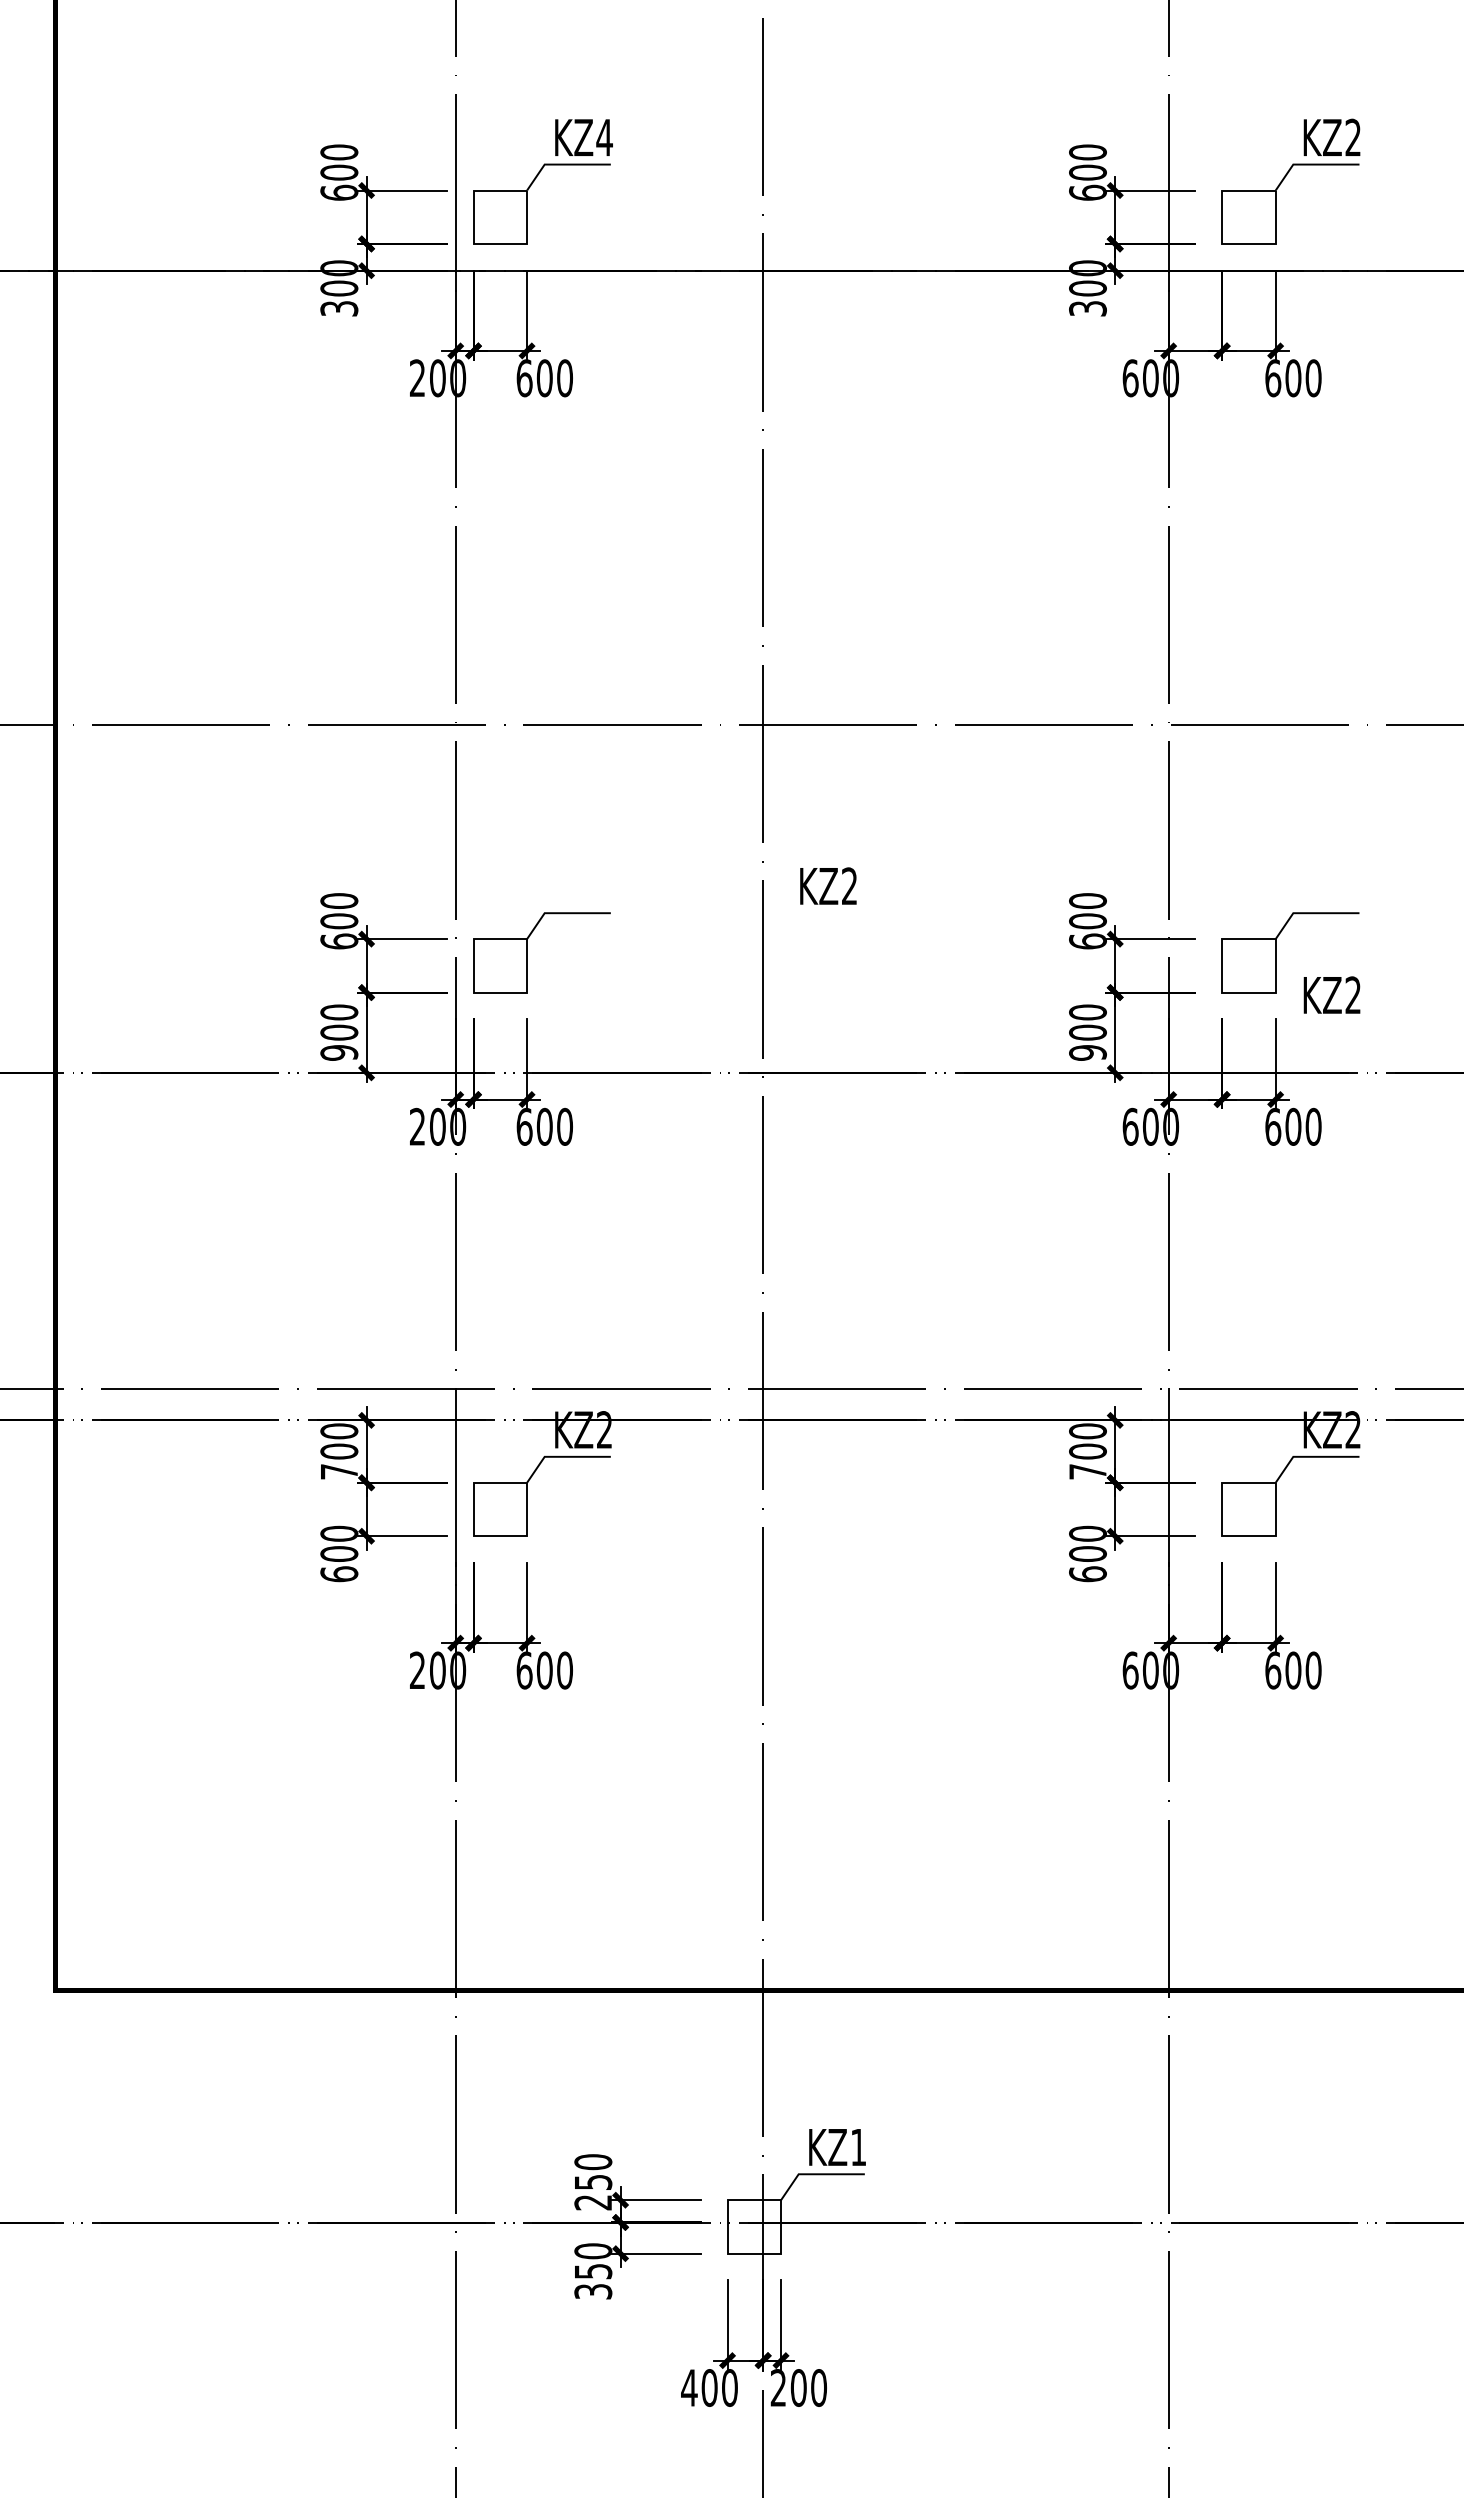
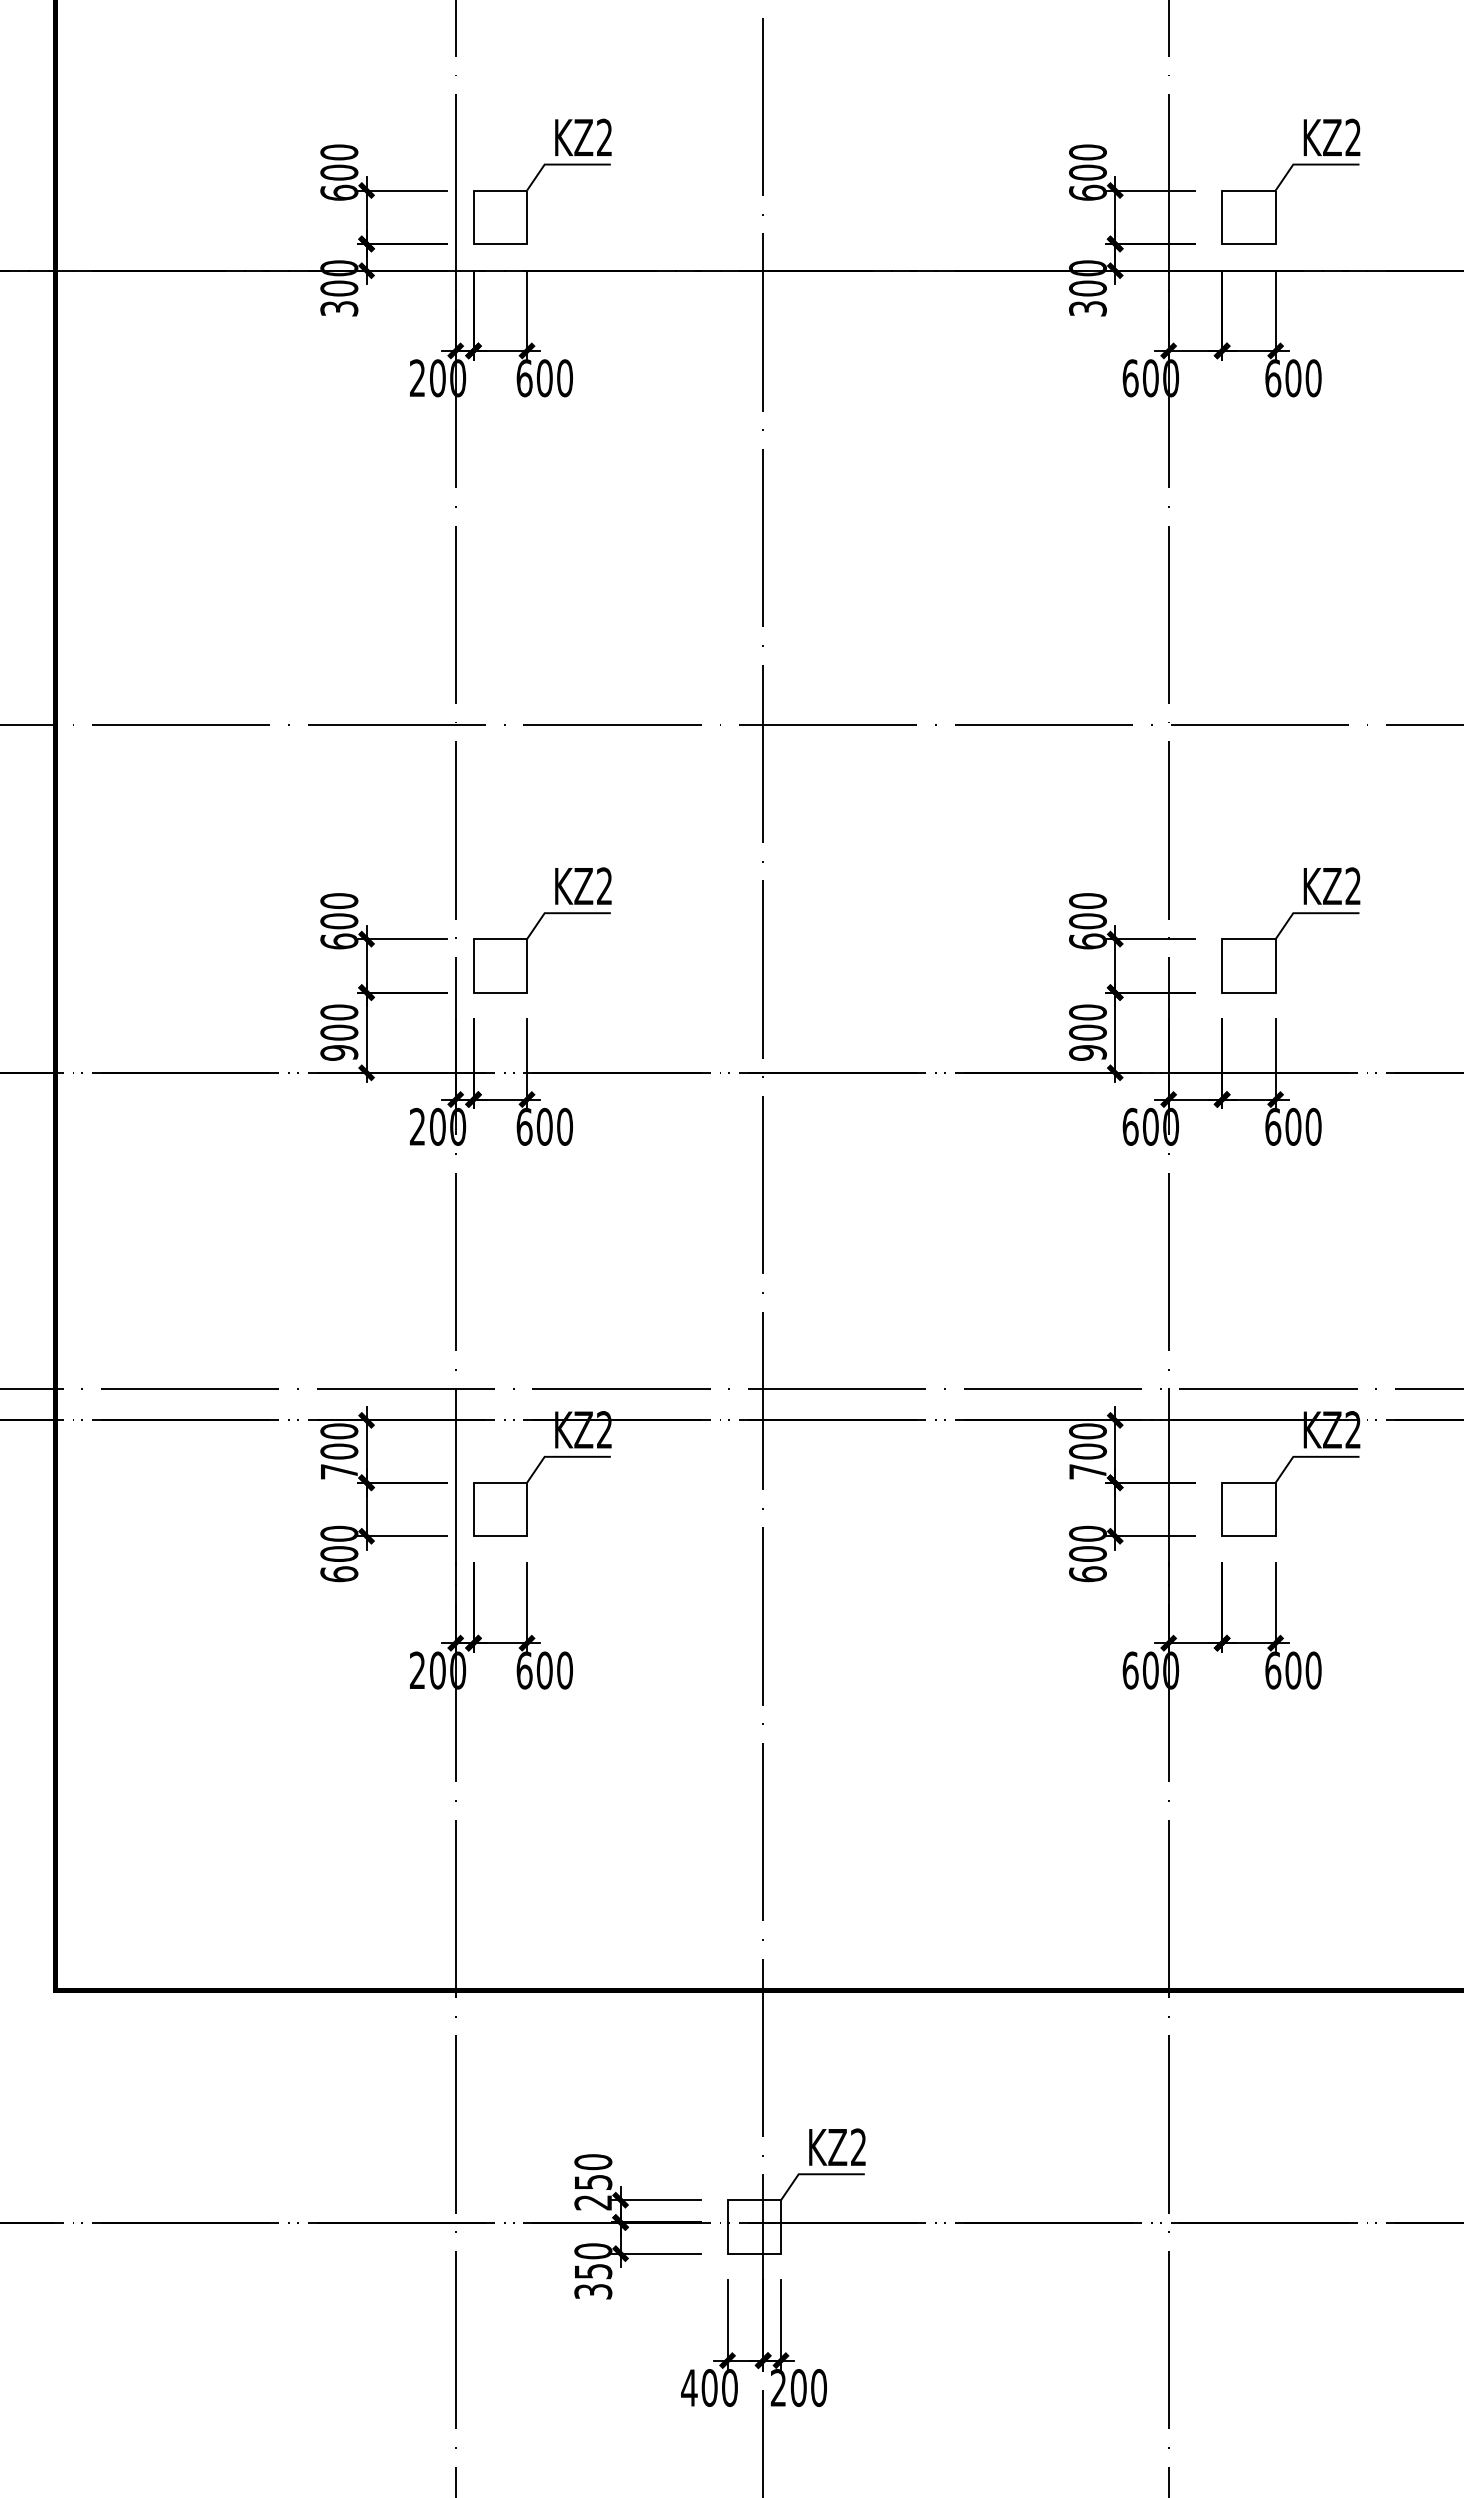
text: KZ4 -> KZ2 (604, 137)
text position: (828, 885) -> (583, 885) (583, 885)
text position: (1331, 994) -> (1331, 885) (1331, 885)
text: KZ1 -> KZ2 (858, 2146)
